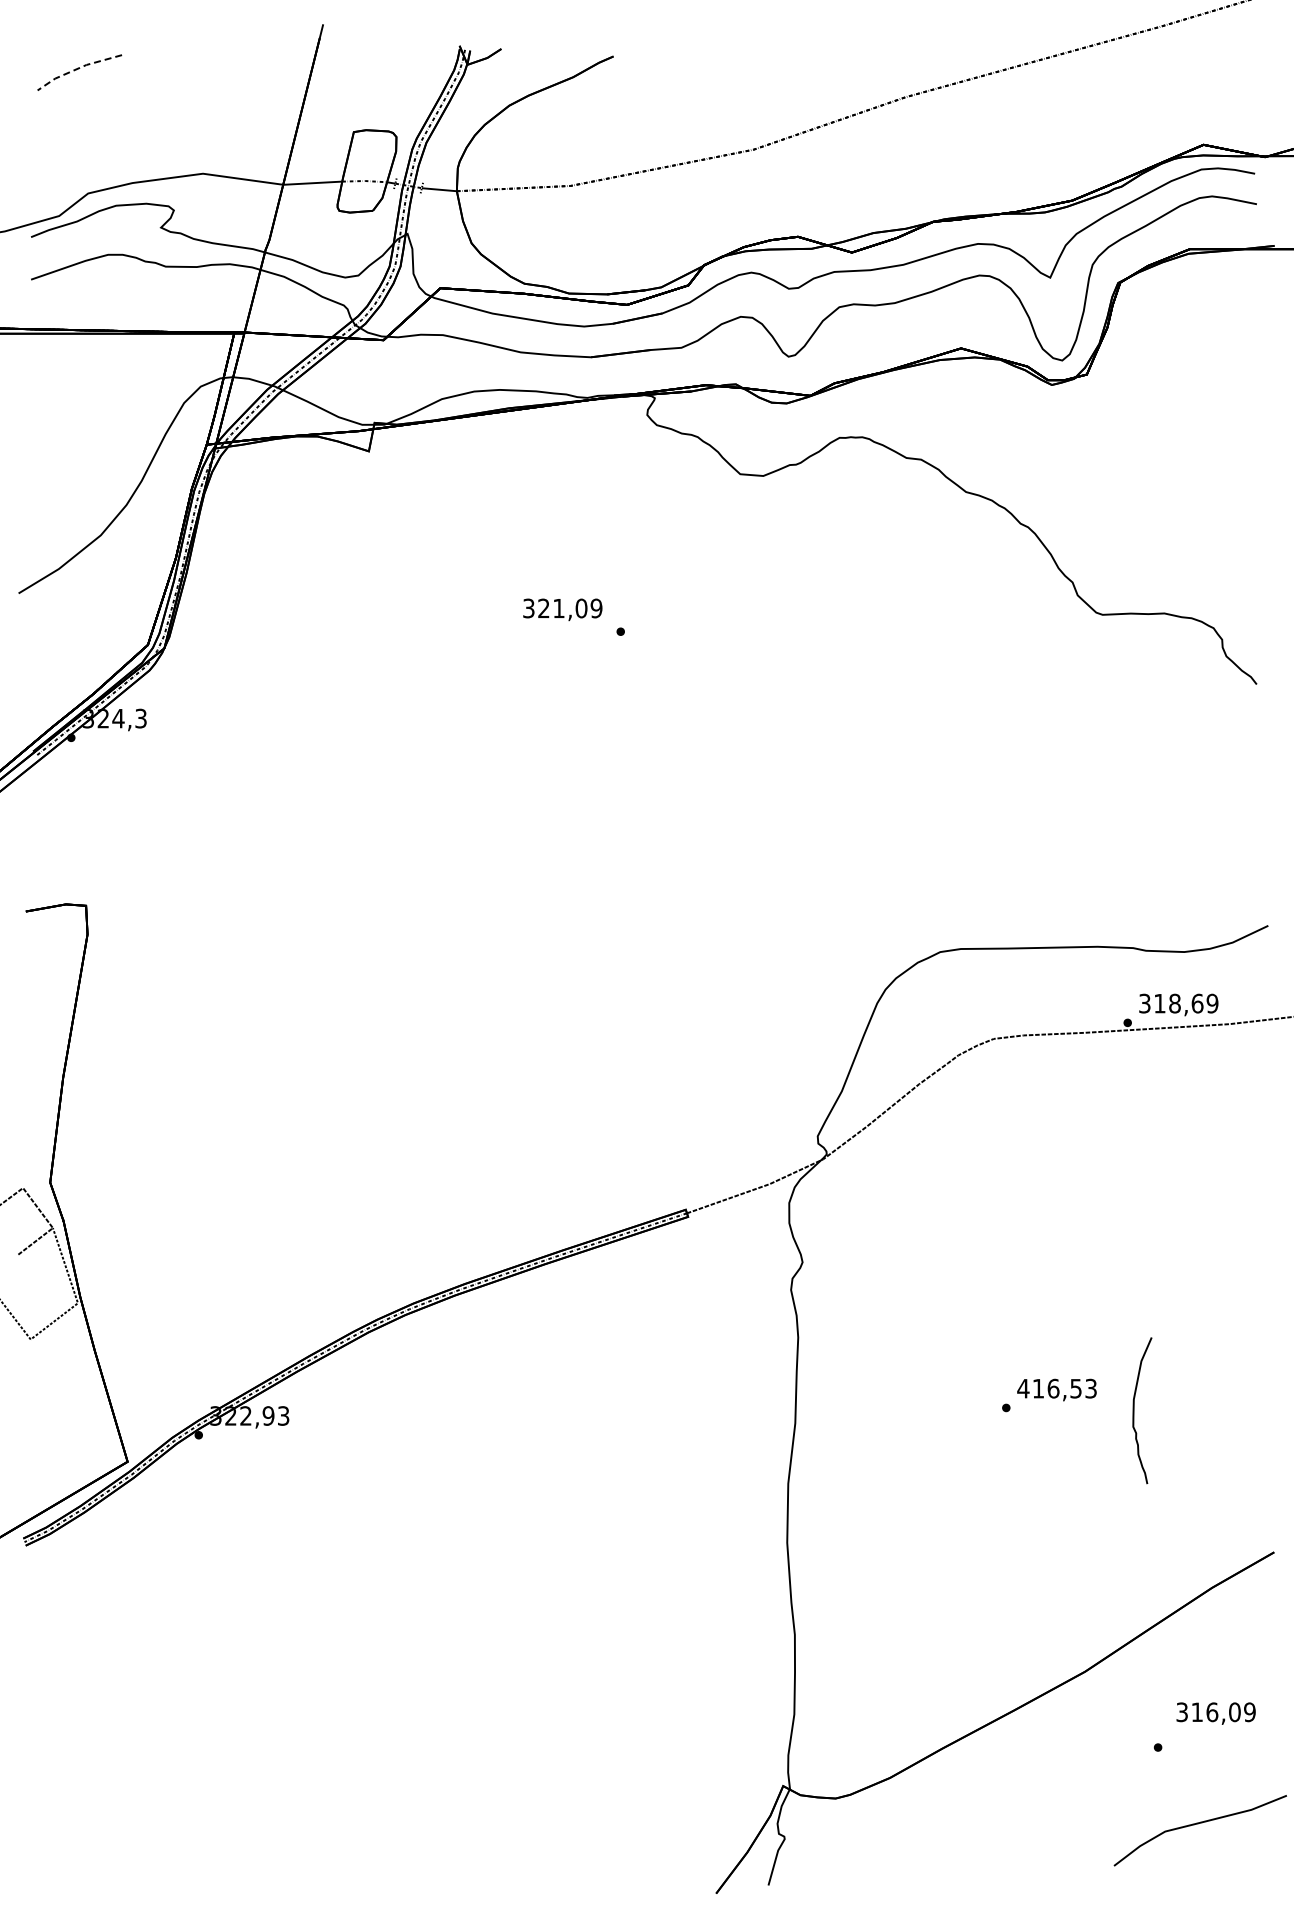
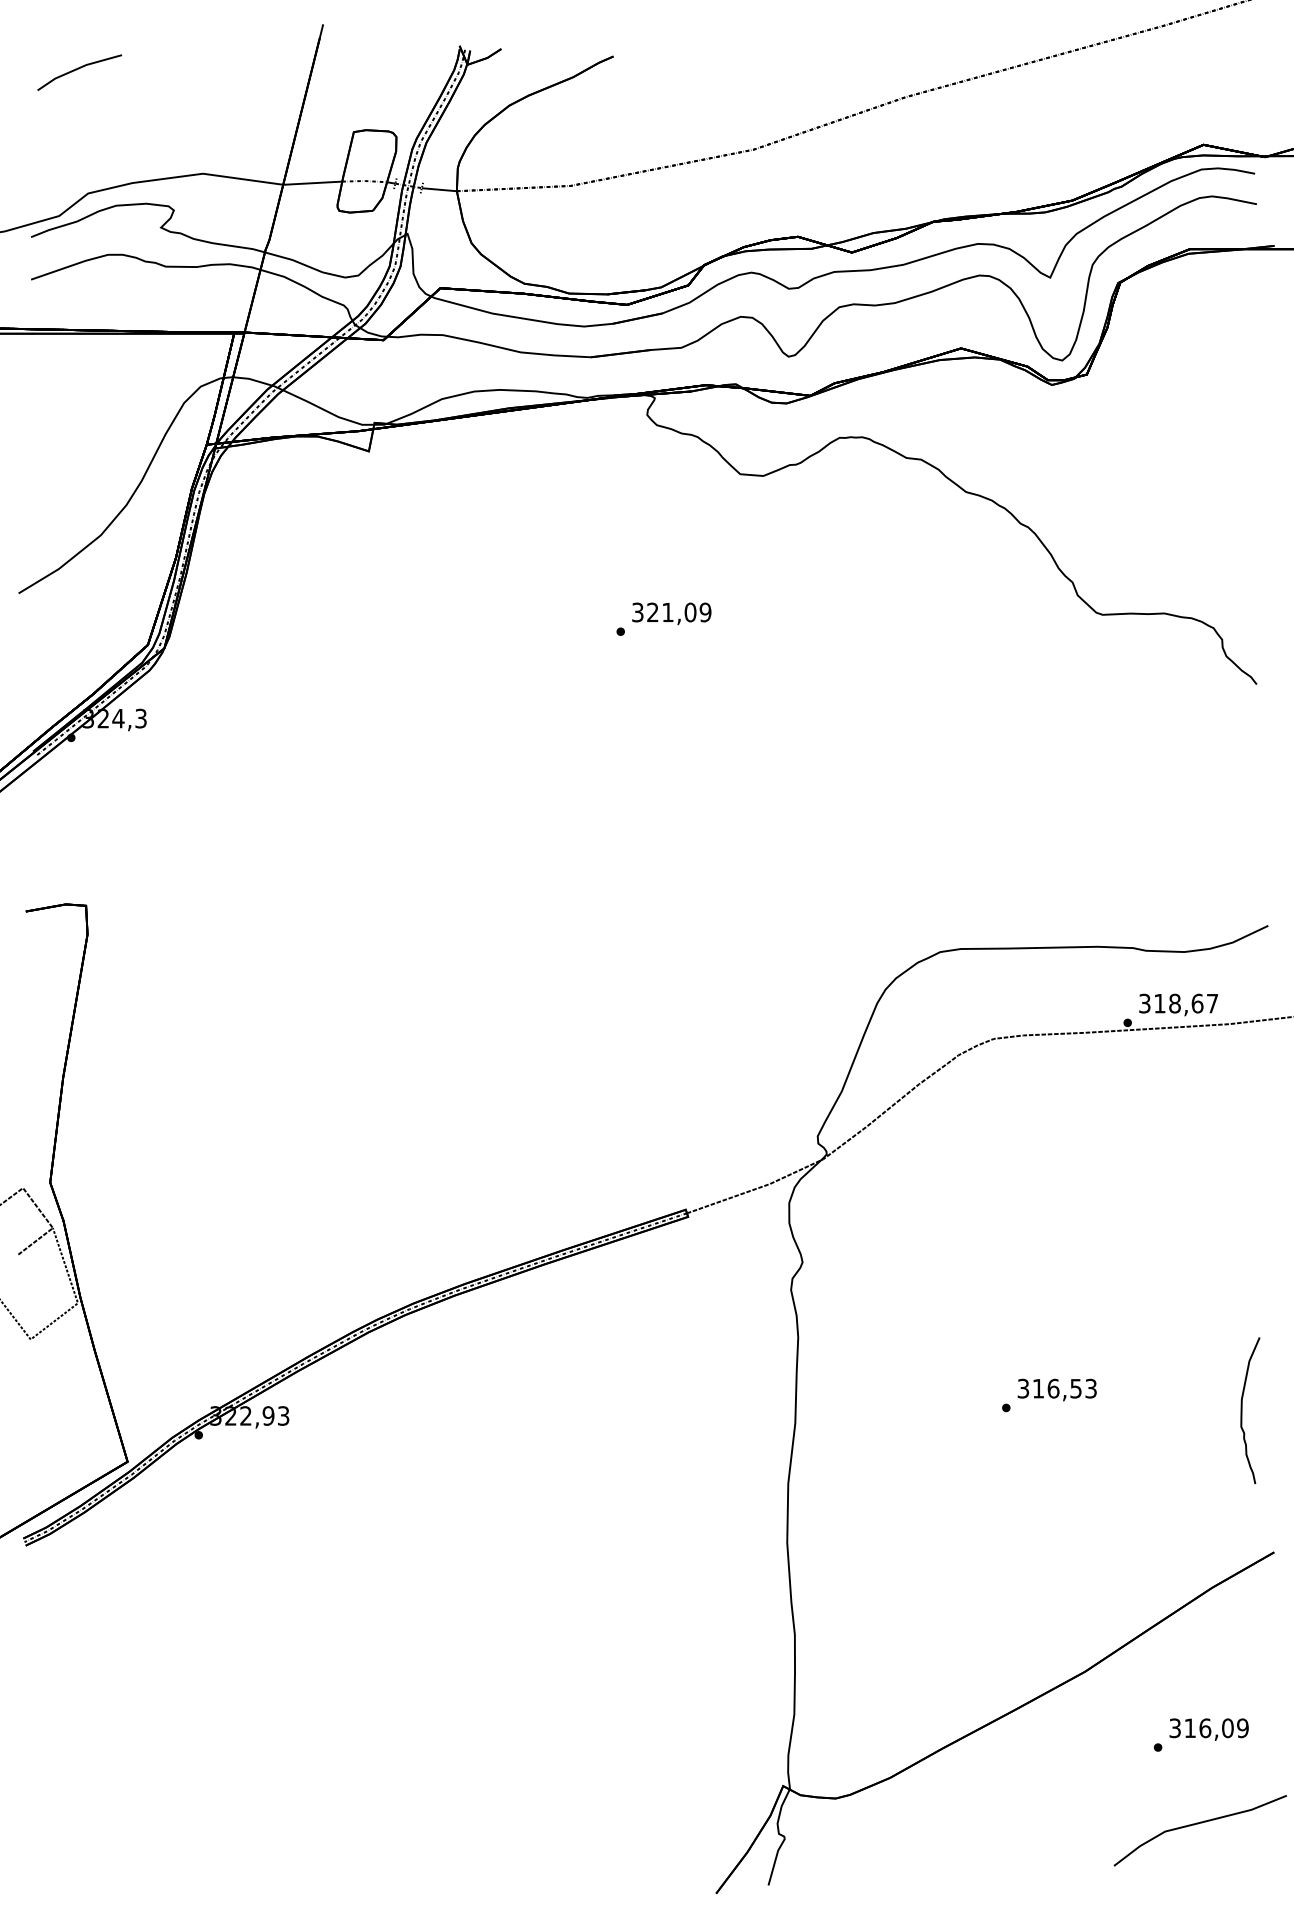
line: dashed -> solid (77, 68)
text position: (562, 609) -> (671, 613) (671, 613)
text: 318,69 -> 318,67 (1212, 1003)
text: 416,53 -> 316,53 (1023, 1388)
curve position: (1134, 1410) -> (1242, 1410) (1242, 1410)
text position: (1215, 1713) -> (1208, 1729) (1208, 1729)
